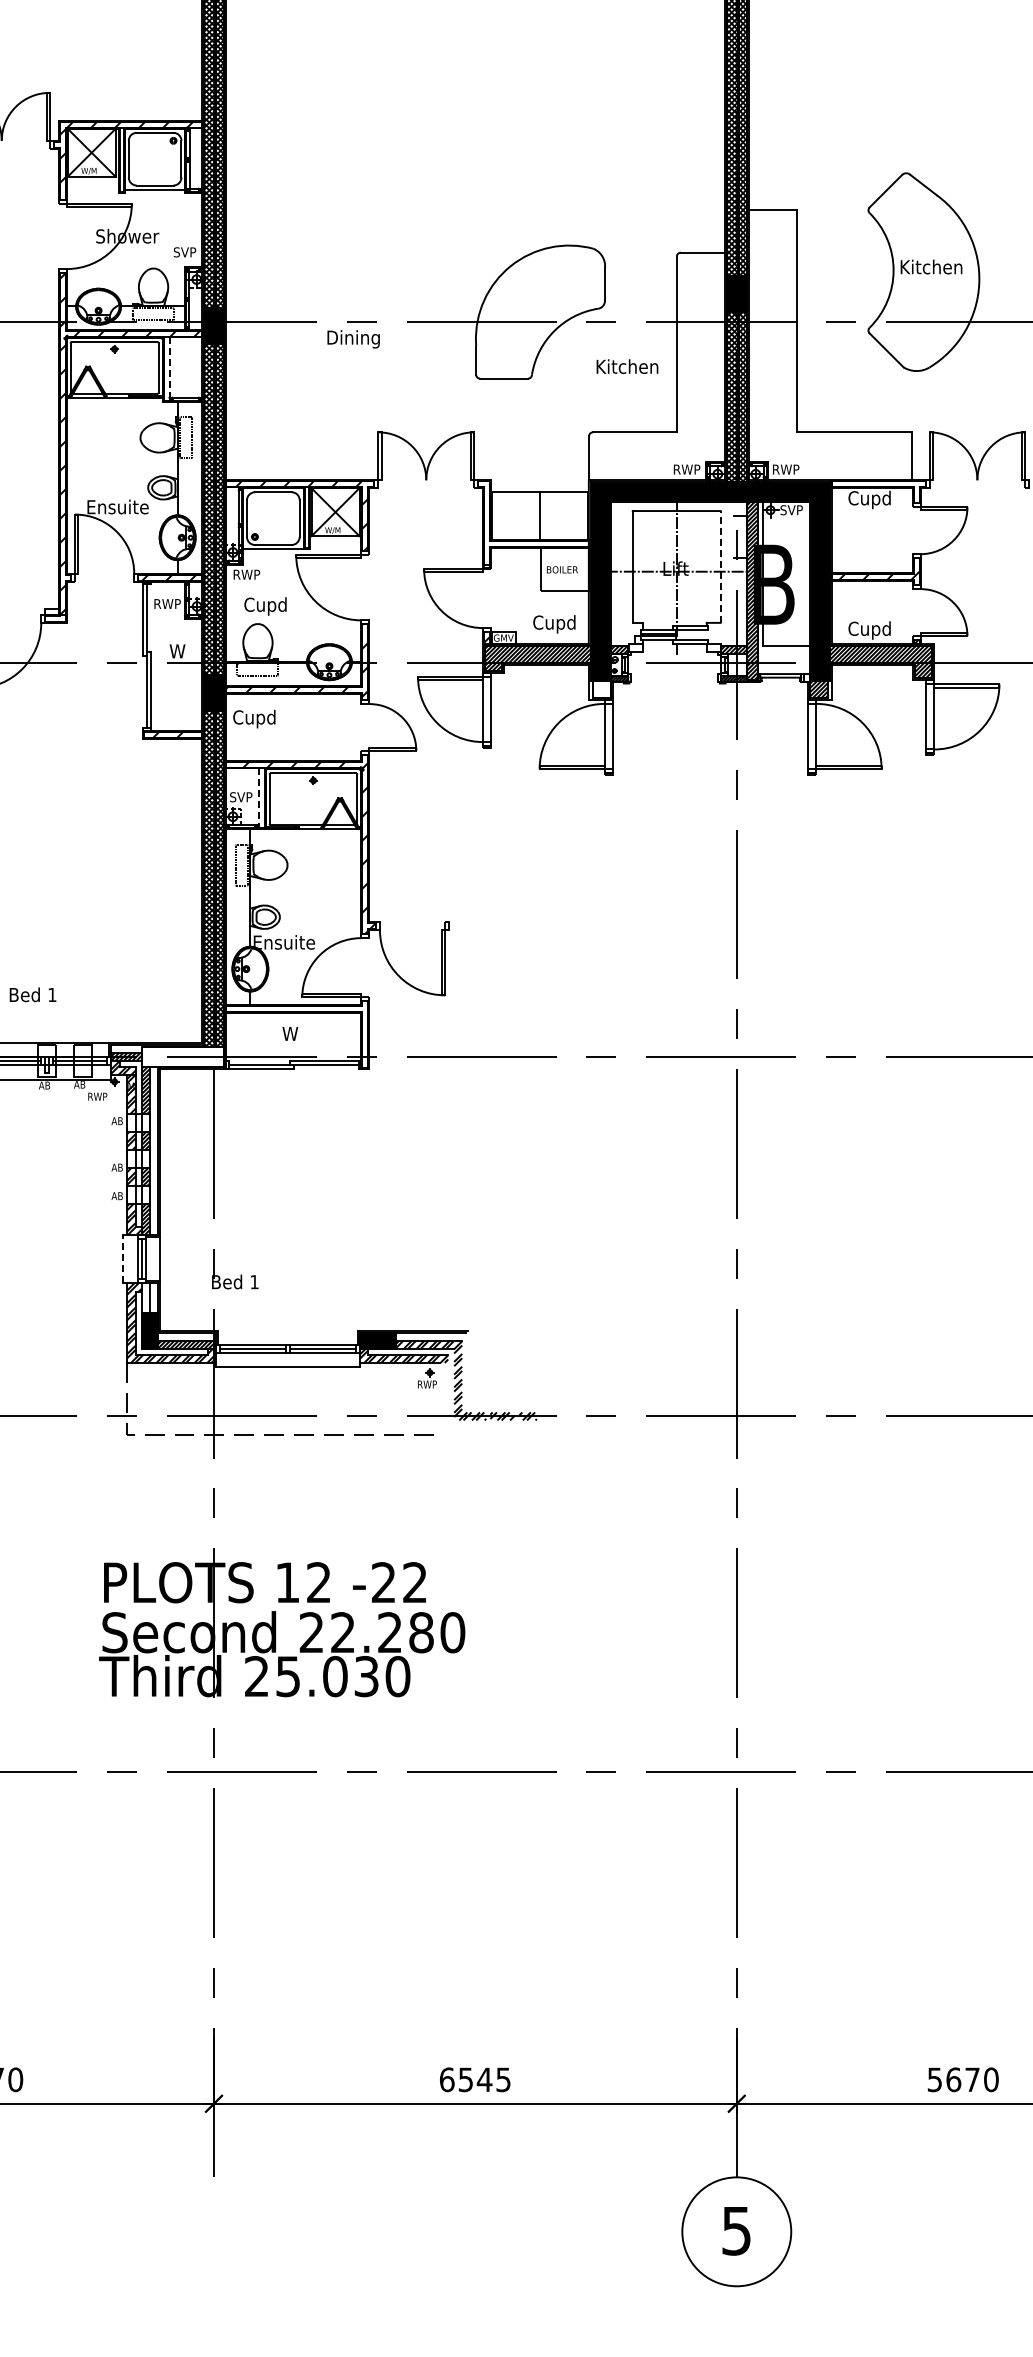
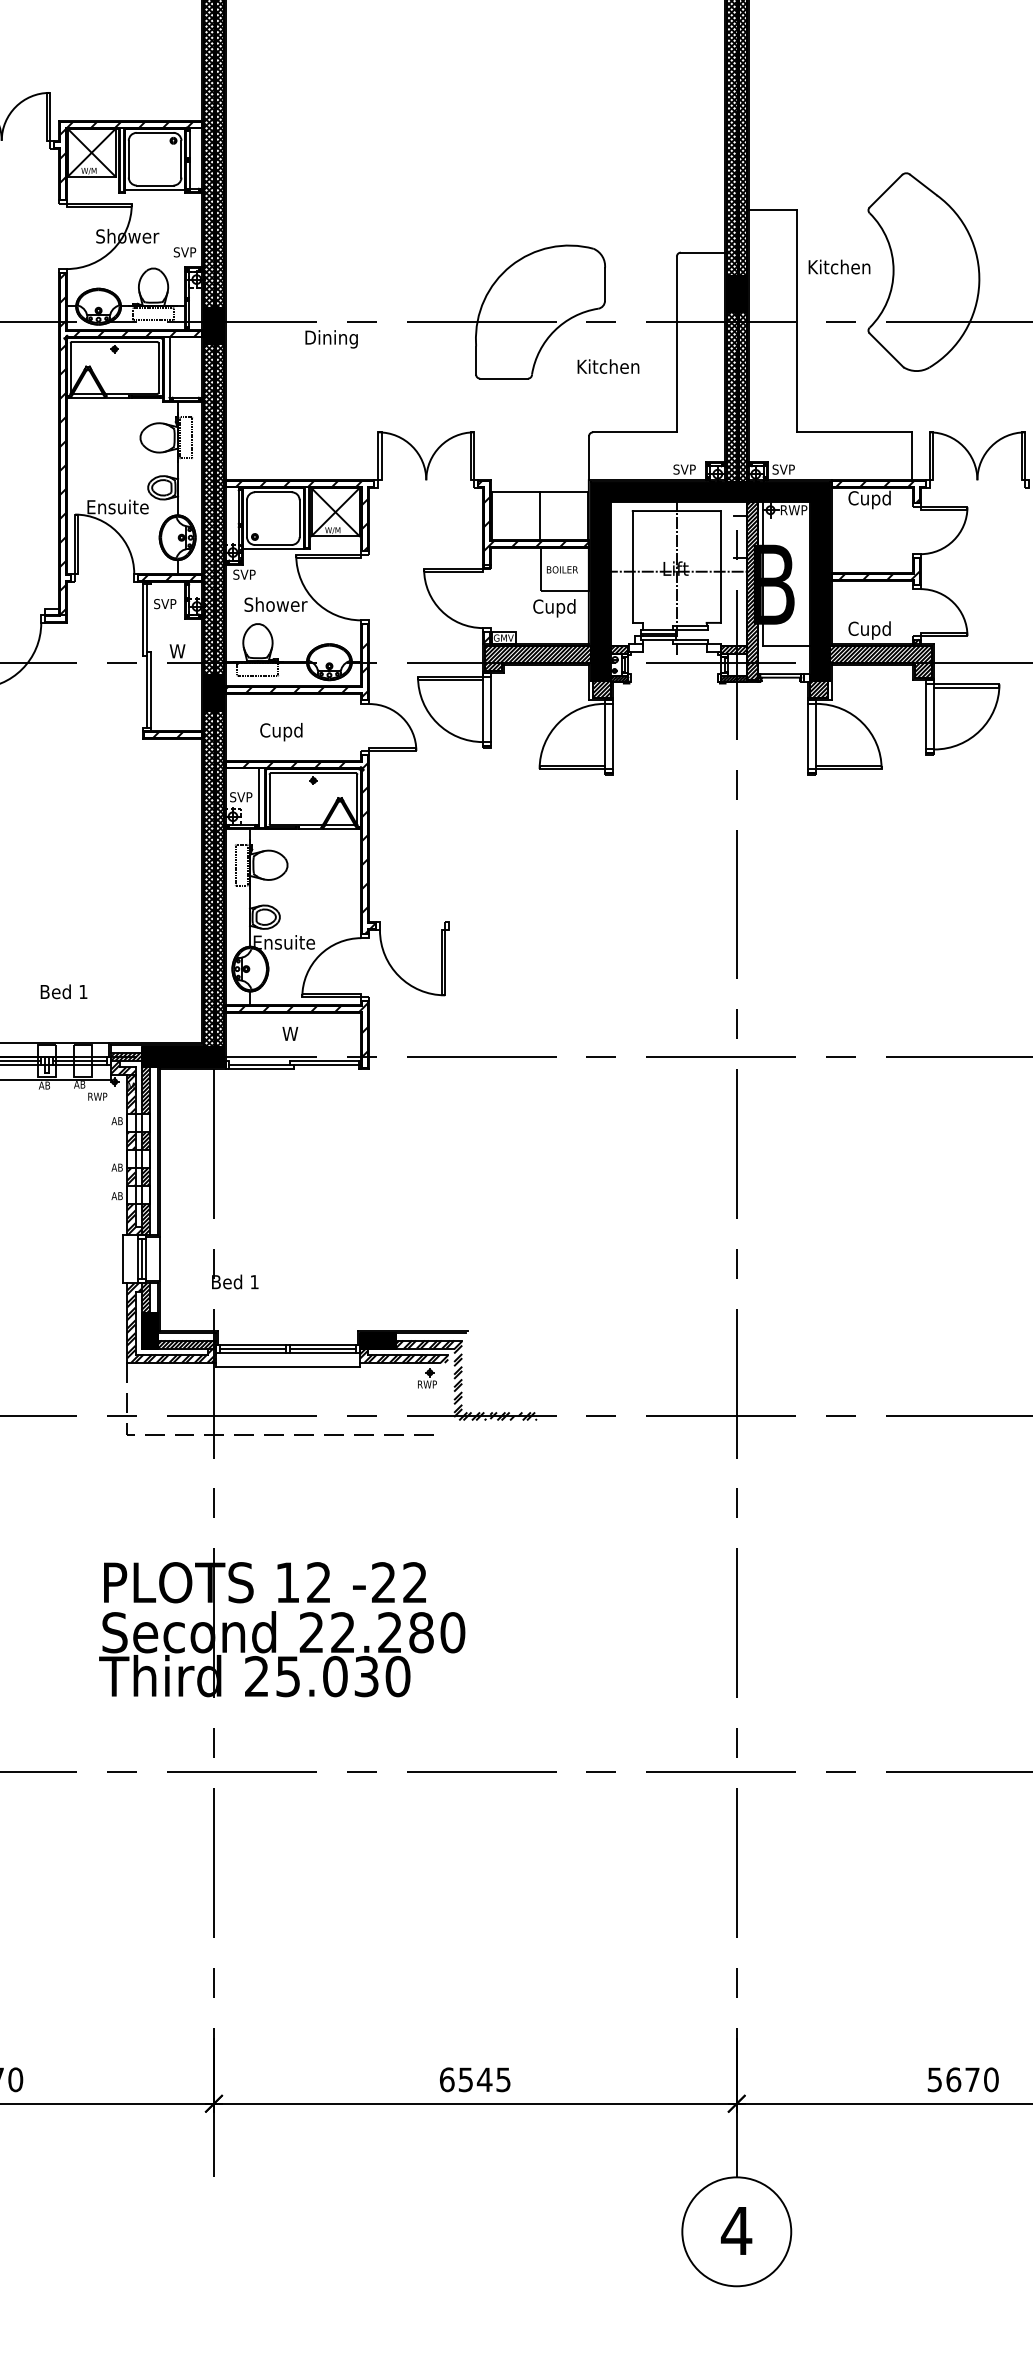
text position: (931, 266) -> (839, 266) (839, 266)
text position: (353, 339) -> (331, 339) (331, 339)
text position: (627, 366) -> (608, 366) (608, 366)
line: dashed -> solid (169, 369)
text: RWP -> SVP (686, 469)
text: RWP -> SVP (785, 469)
hatch: none -> present (877, 492)
text: SVP -> RWP (793, 510)
hatch: none -> present (533, 515)
line: dashed -> solid (720, 566)
text: RWP -> SVP (246, 574)
text: RWP -> SVP (167, 603)
text: Cupd -> Shower (275, 606)
text position: (554, 624) -> (554, 608) (554, 608)
hatch: none -> present (601, 688)
text position: (254, 718) -> (281, 731) (281, 731)
line: dashed -> solid (258, 798)
text position: (32, 994) -> (63, 991) (63, 991)
hatch: none -> present (303, 1029)
fill: none -> present (182, 1056)
line: dashed -> solid (123, 1259)
hatch: none -> present (145, 1297)
text: 5 -> 4 (736, 2231)
